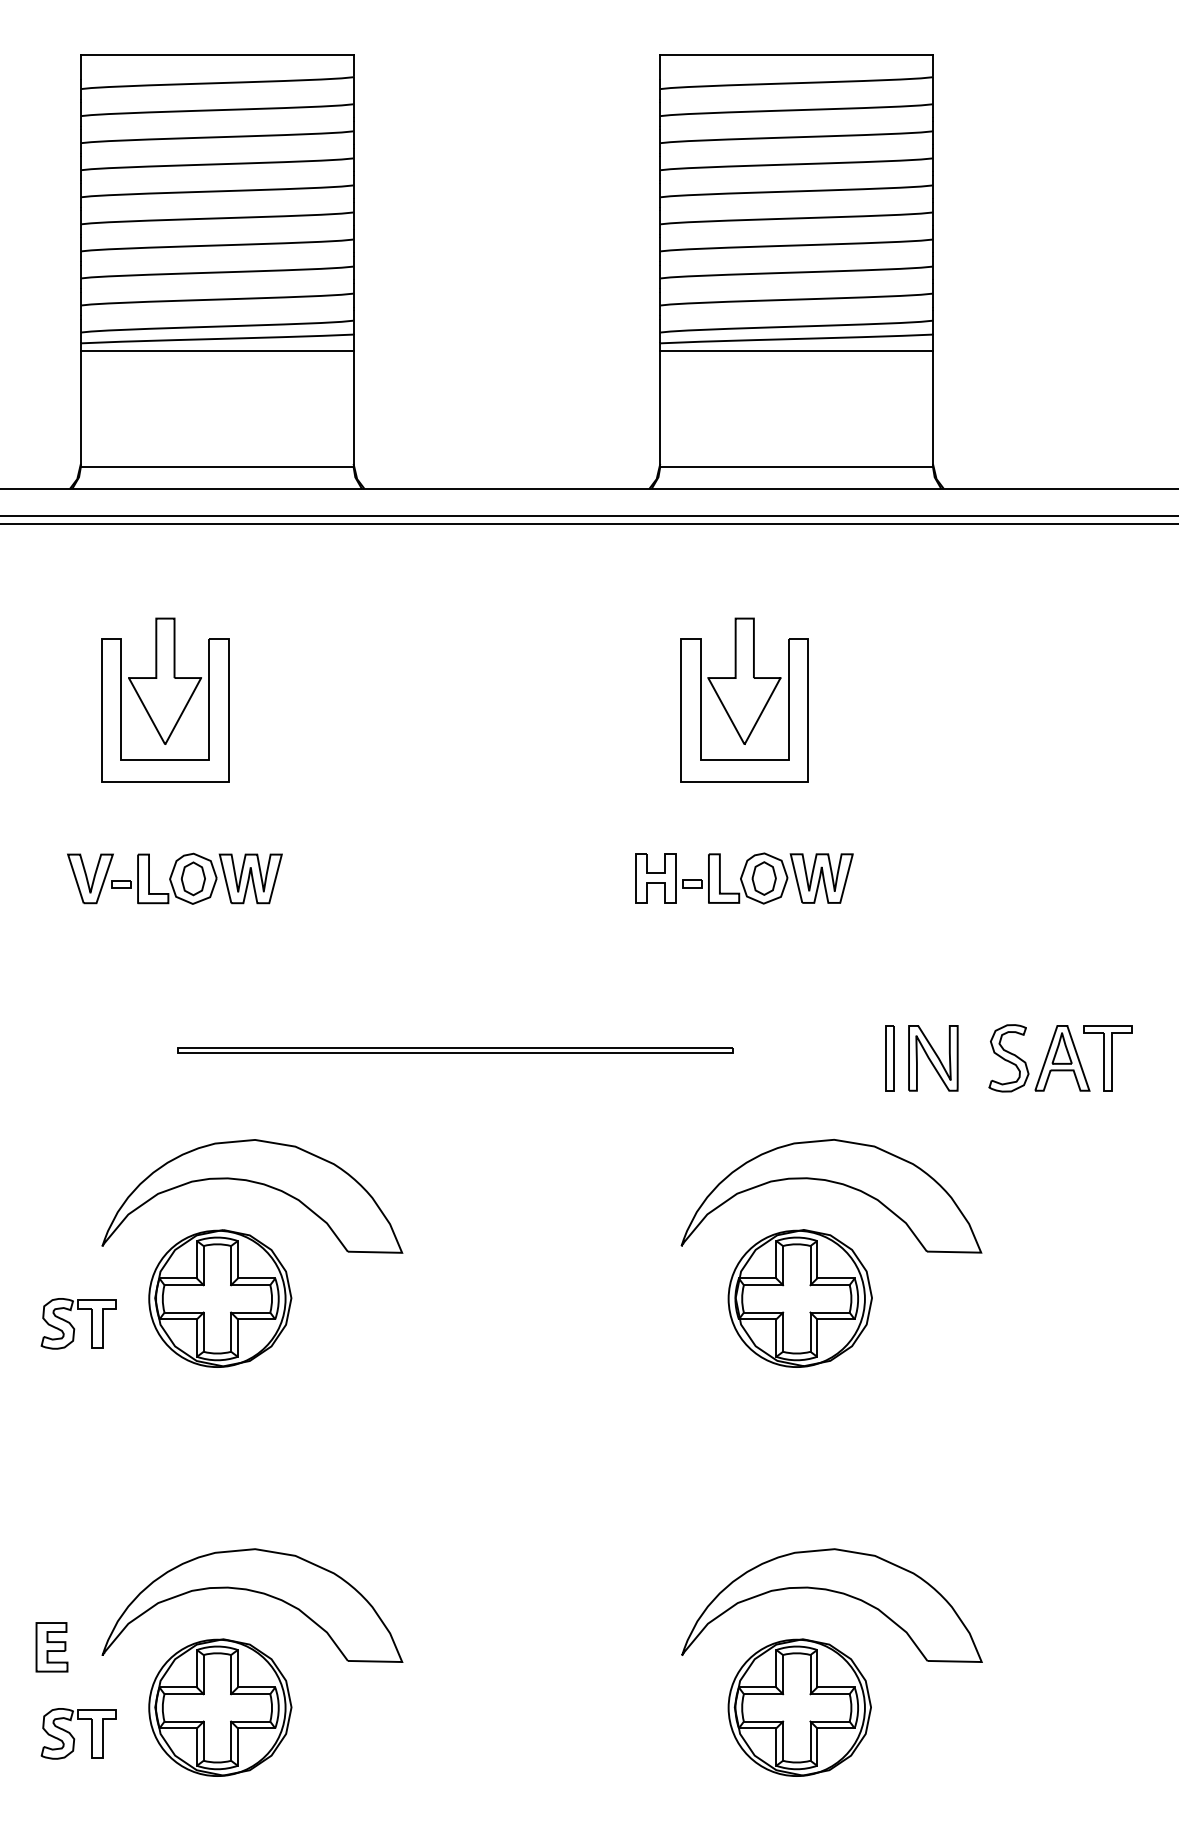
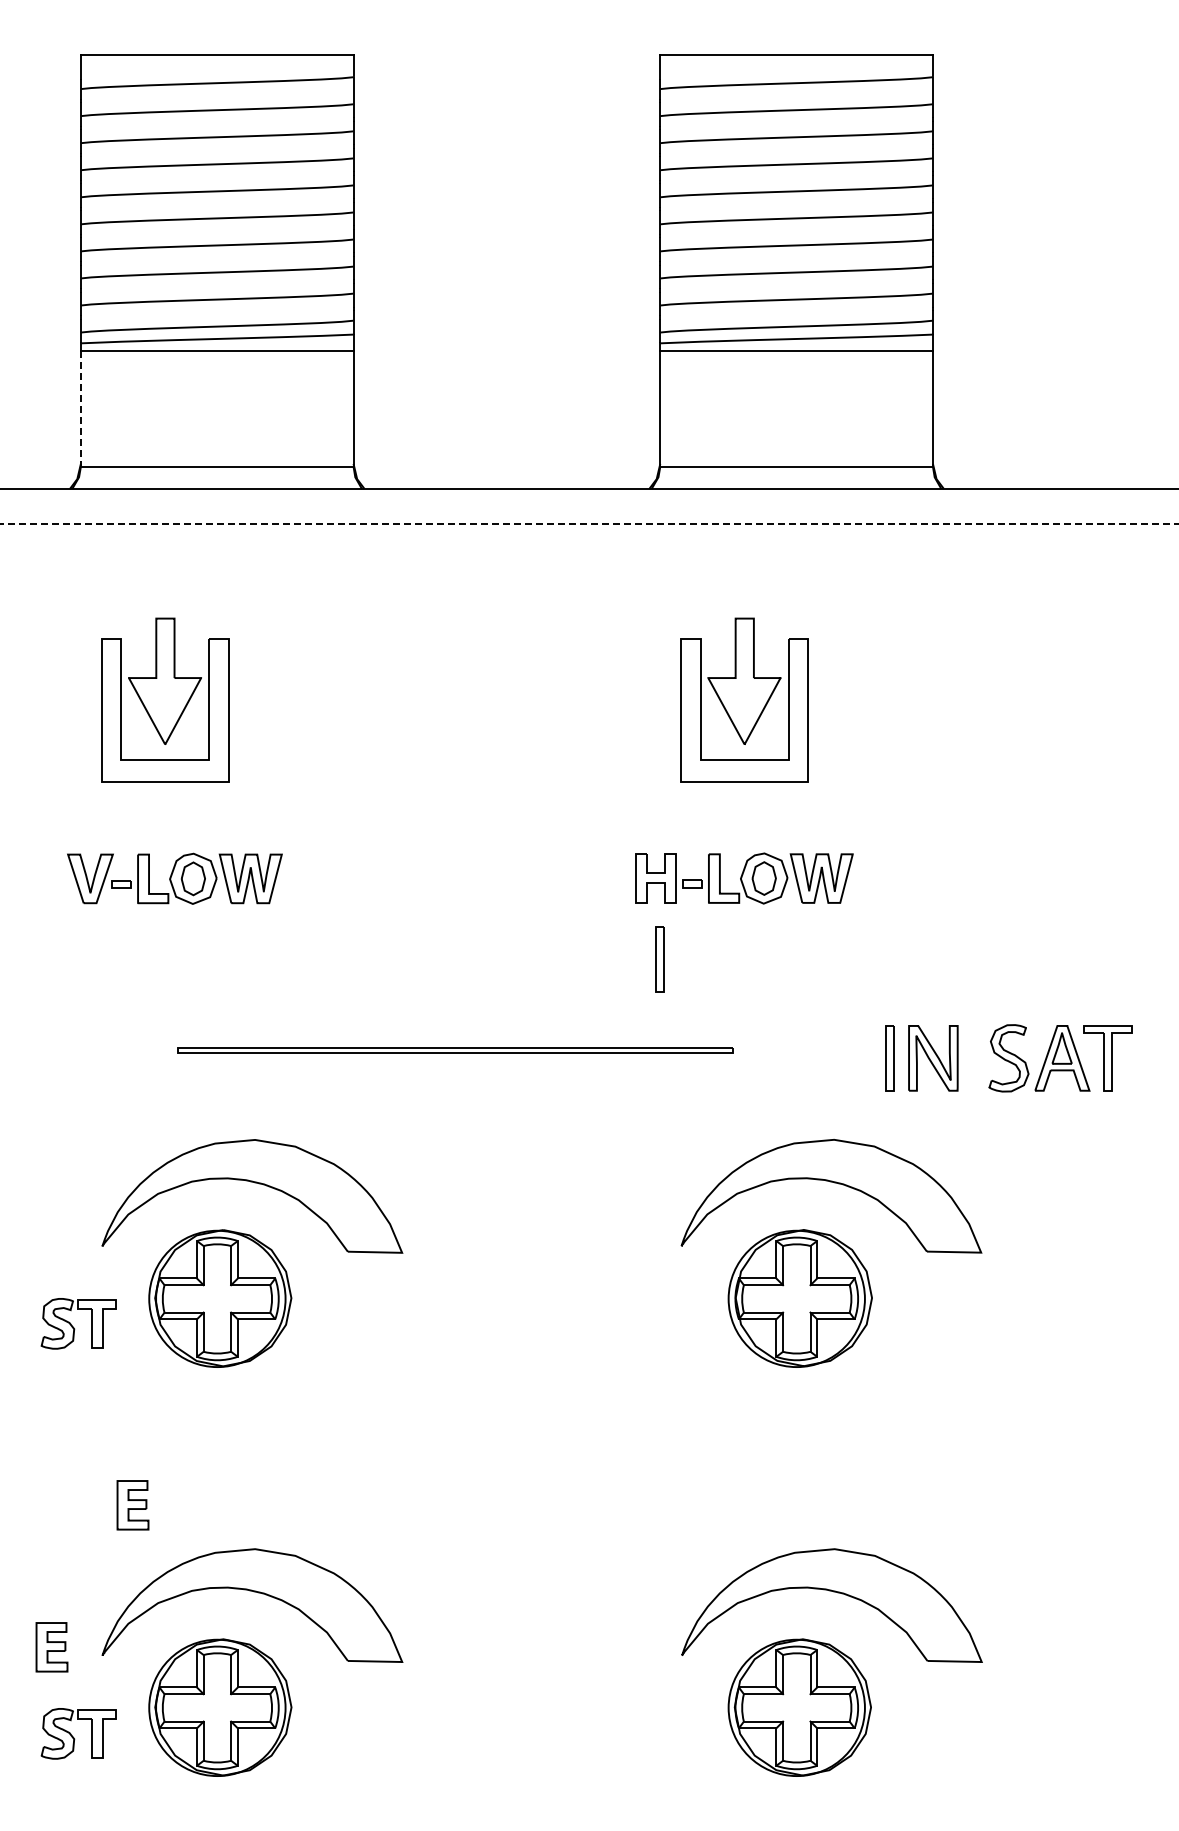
line: solid -> dashed (80, 409)
line: present -> none (588, 516)
line: solid -> dashed (588, 523)
part: none -> present (659, 959)
part: none -> present (132, 1505)
